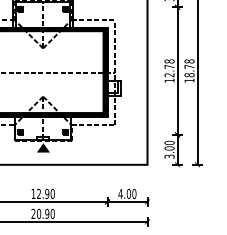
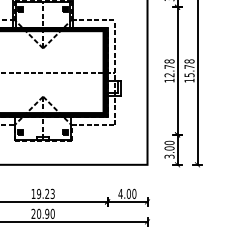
text: 18.78 -> 15.78 (189, 75)
fill: present -> none (42, 147)
text: 12.90 -> 19.23 (45, 194)
